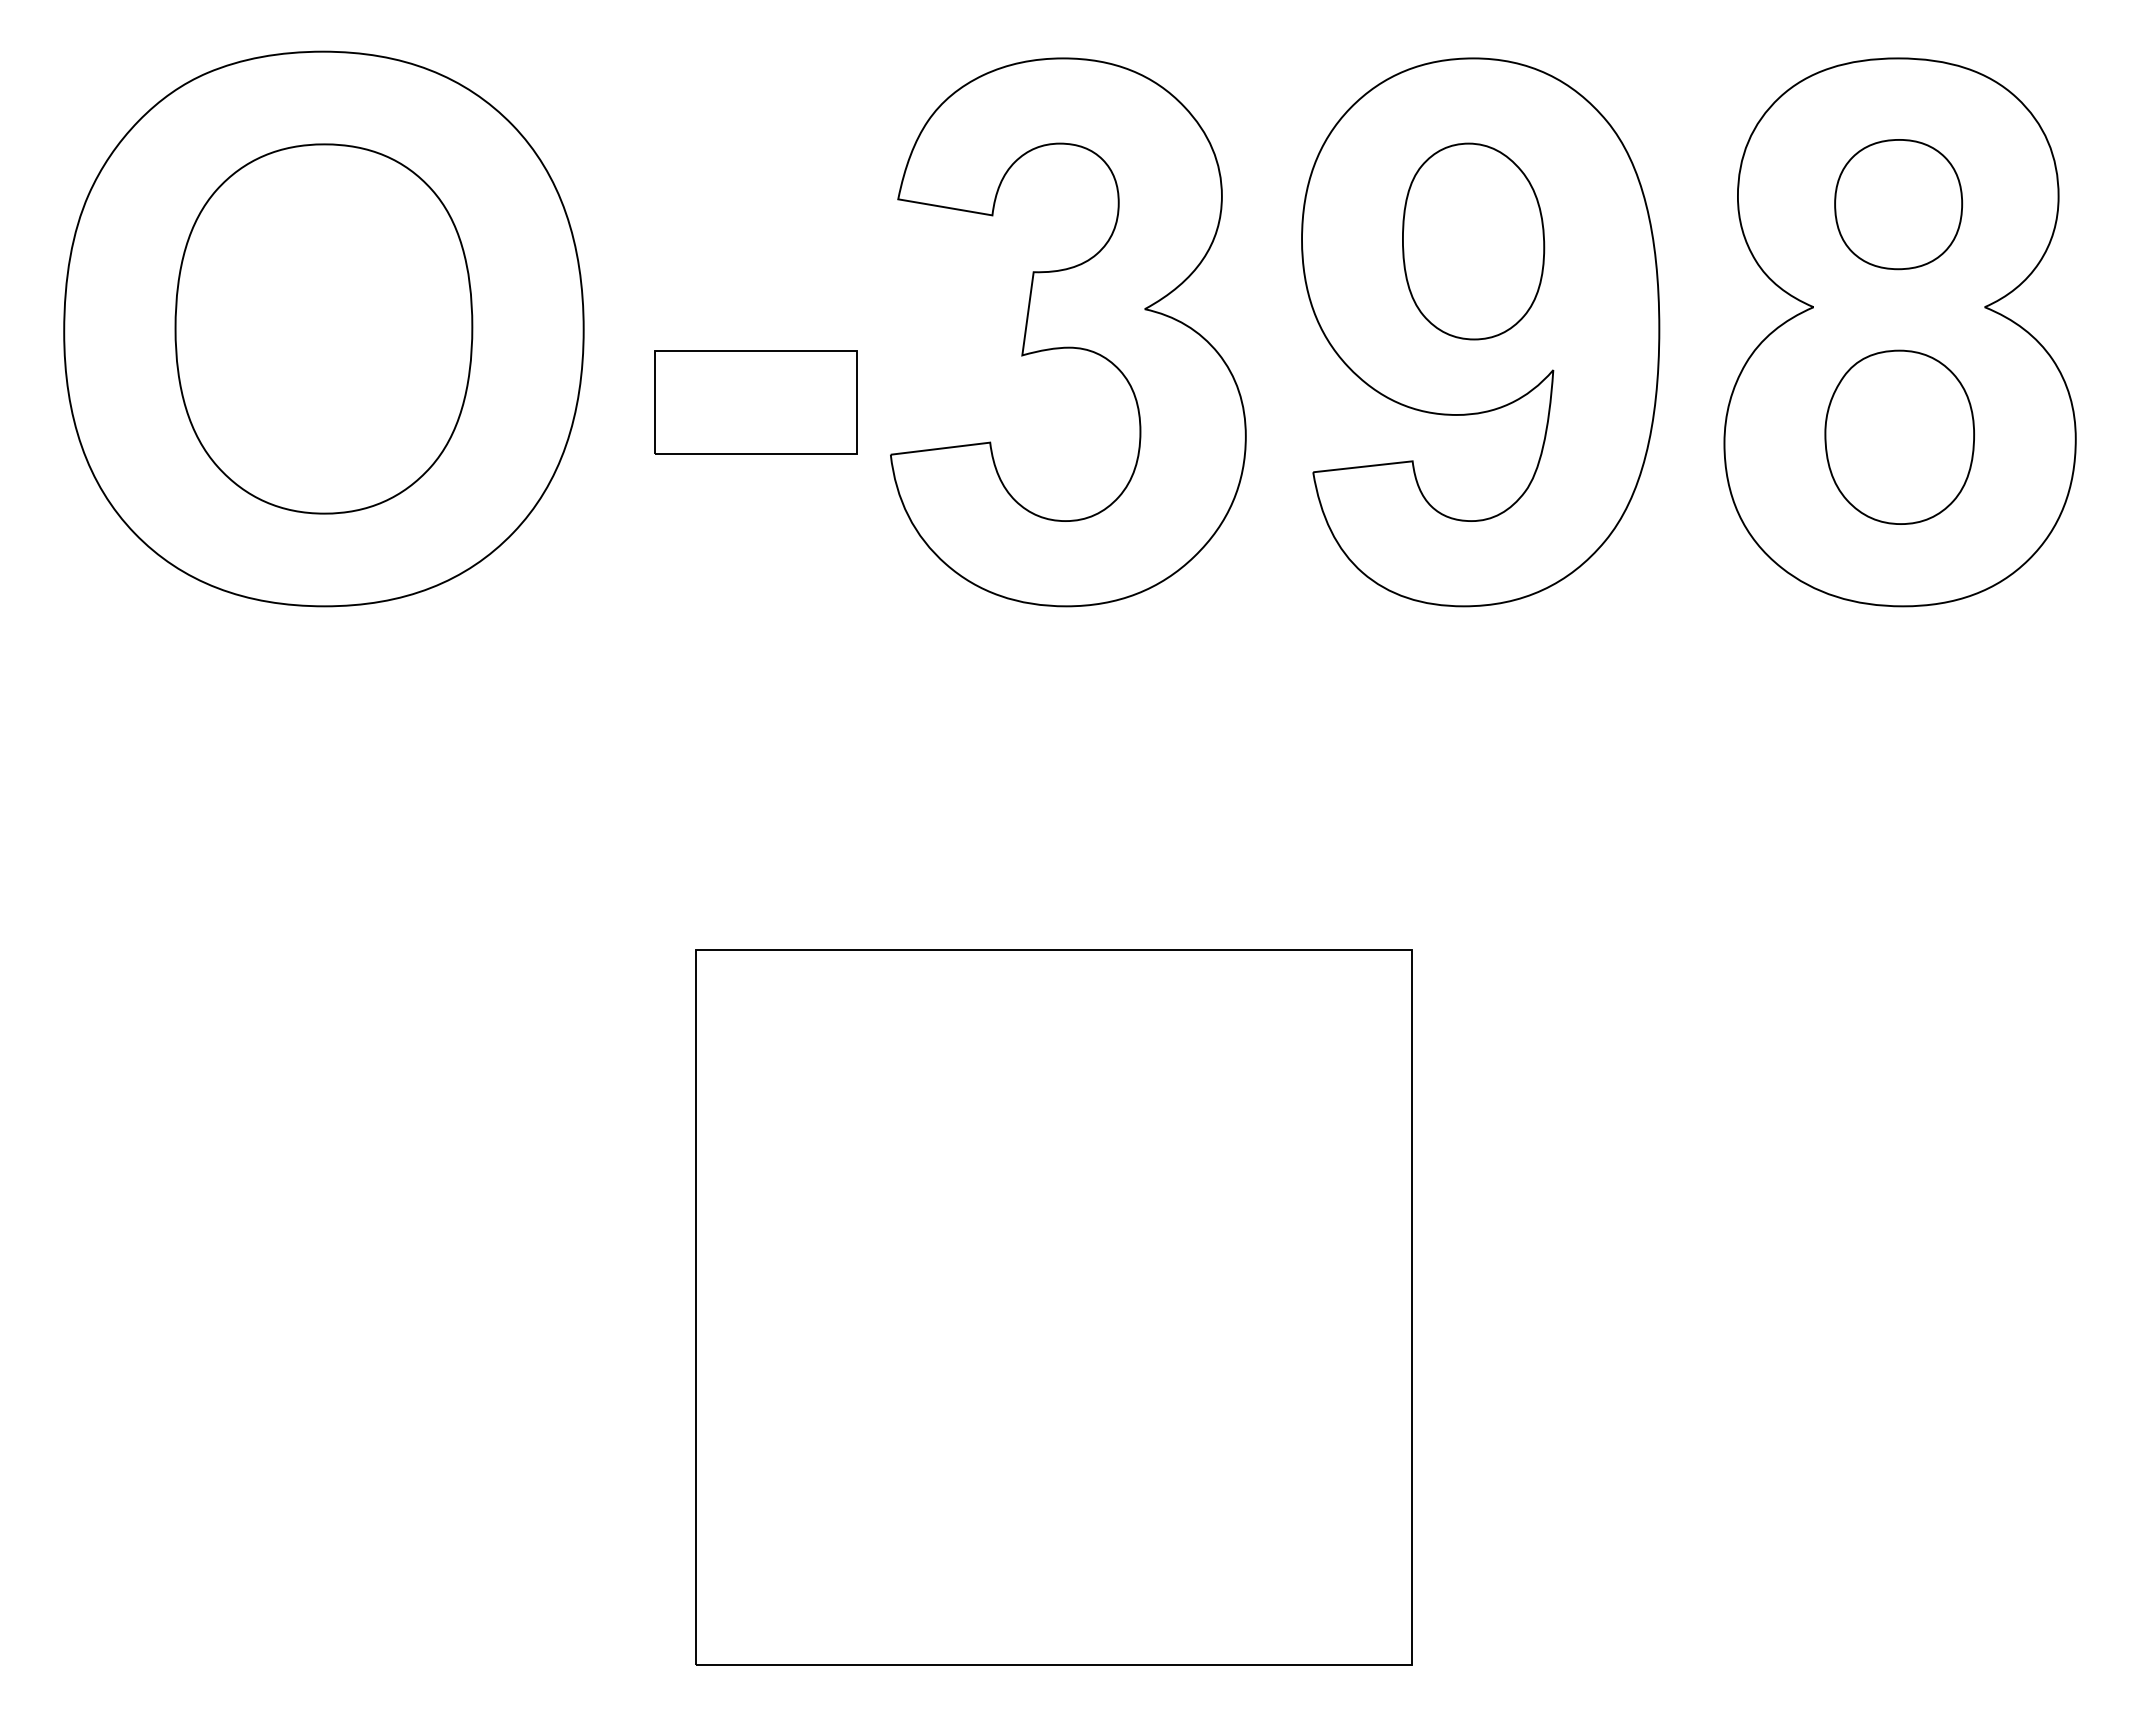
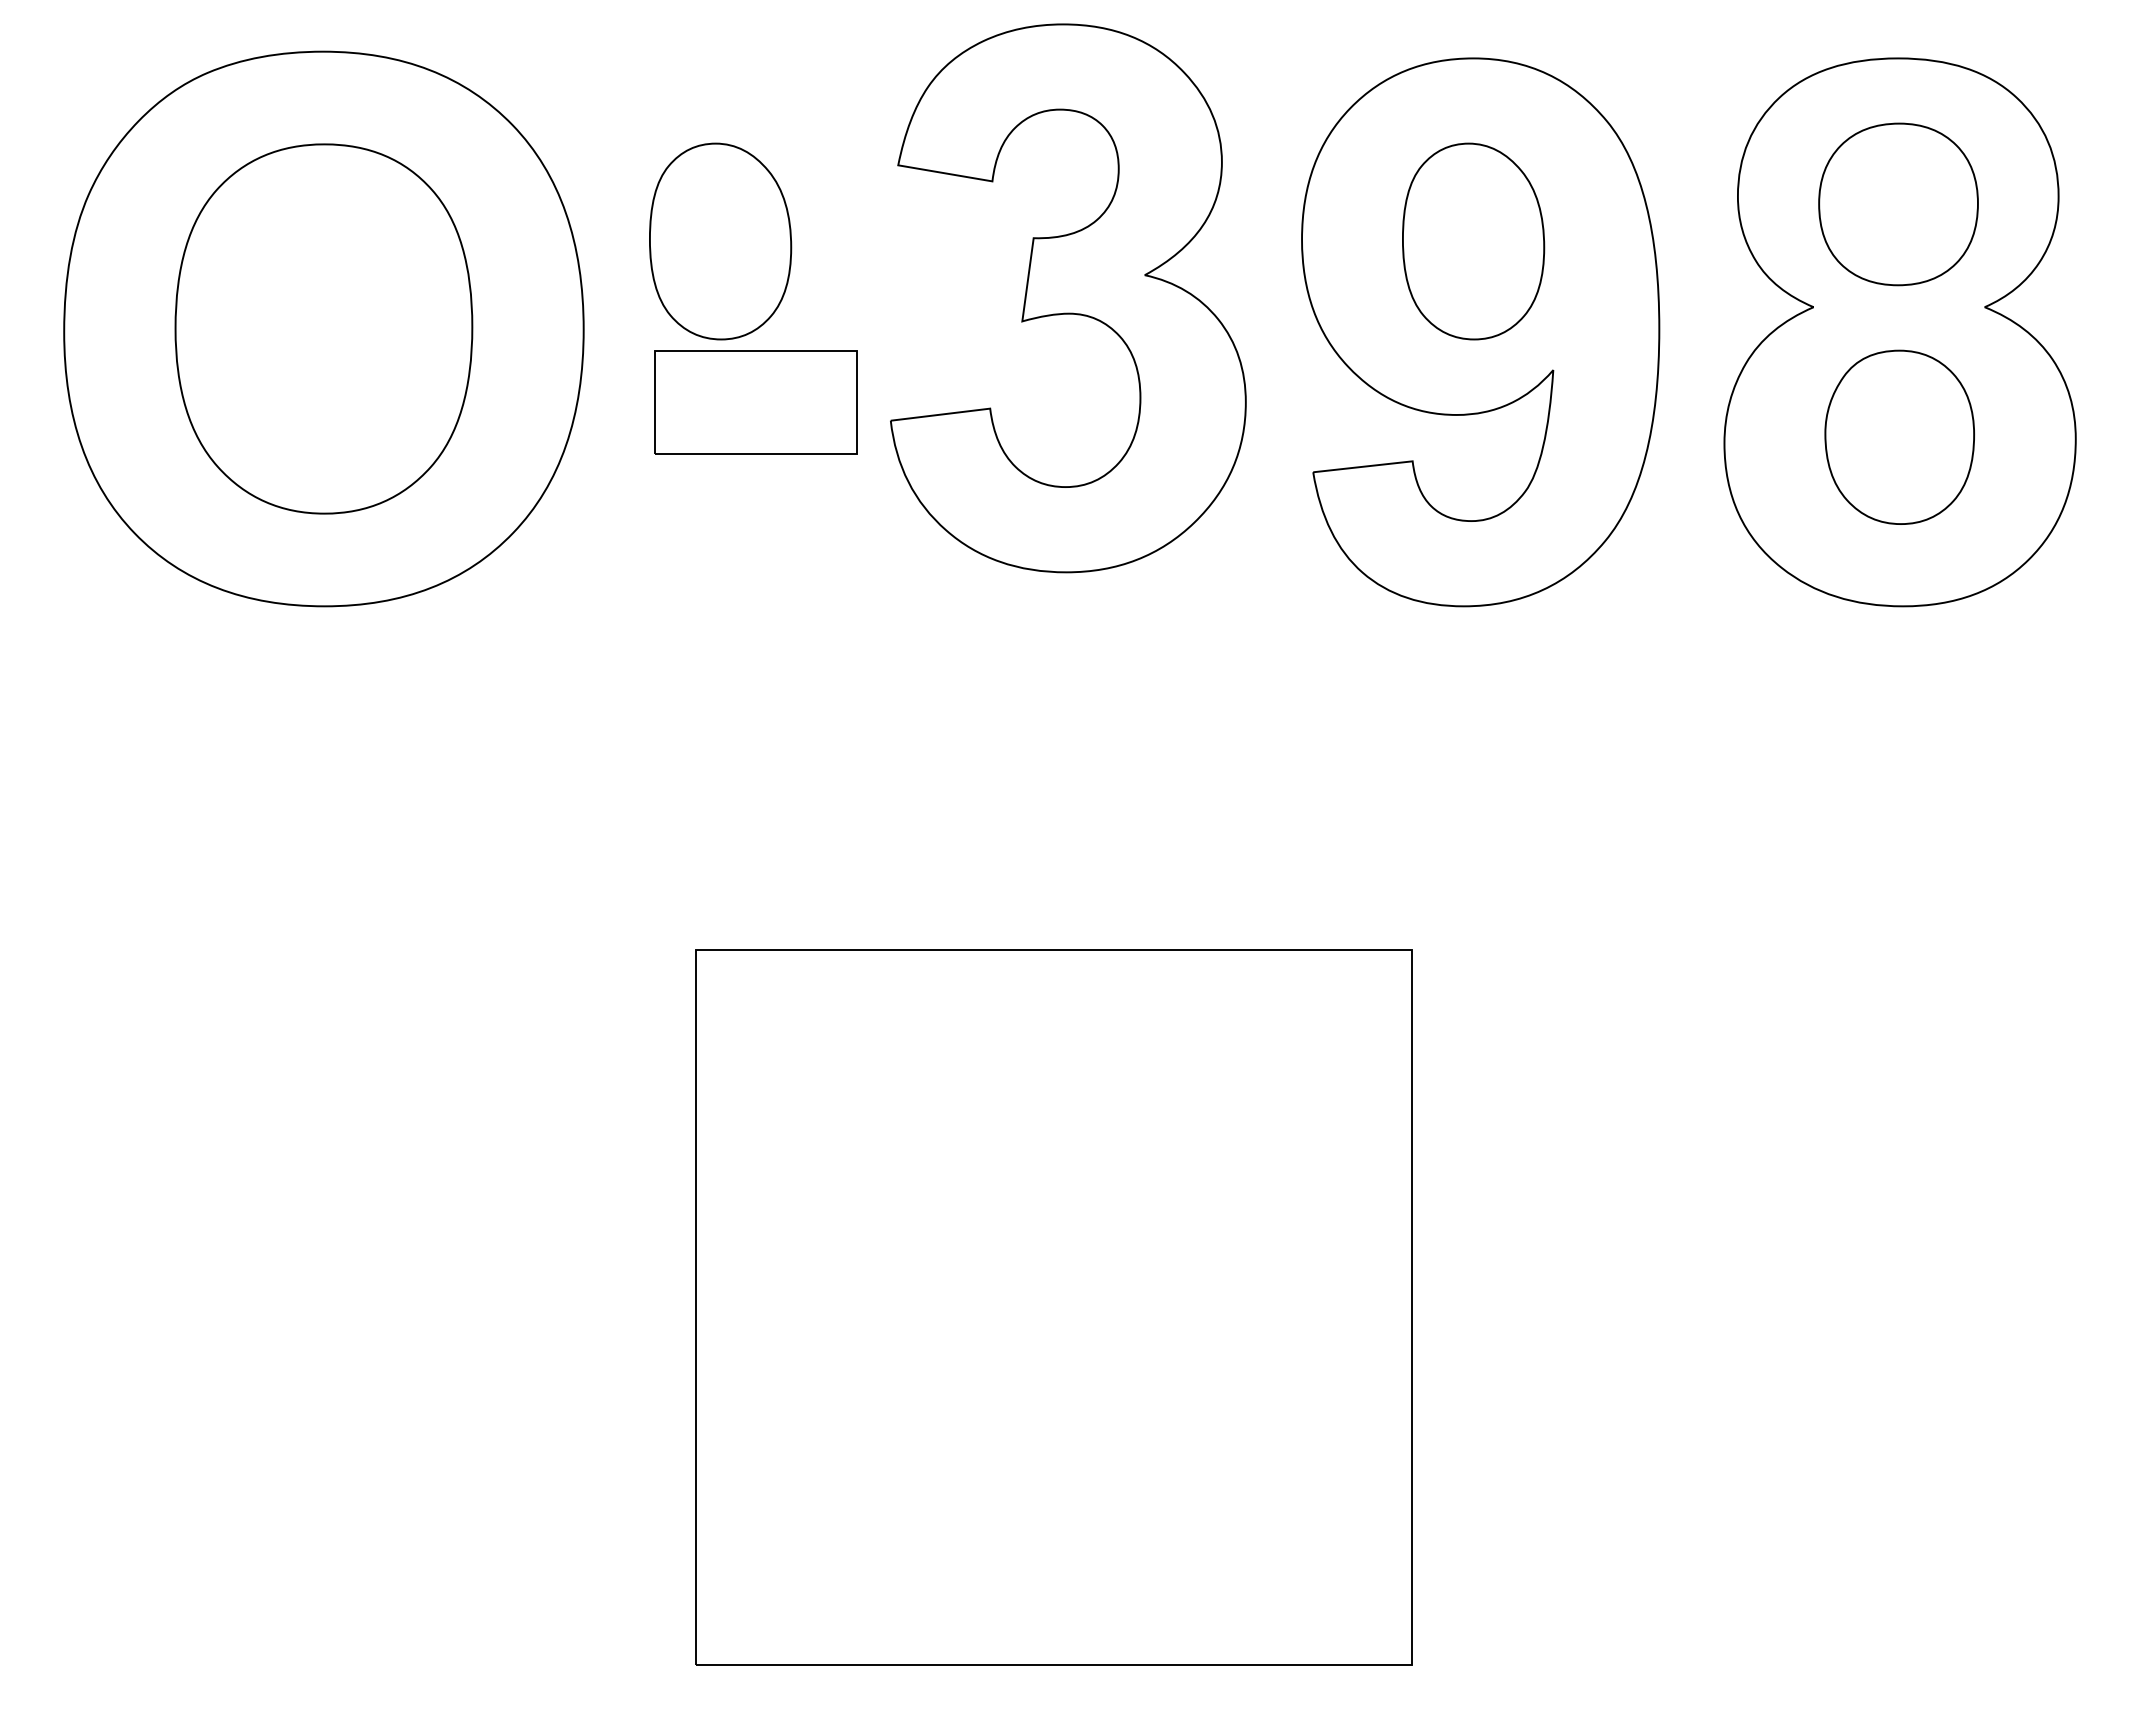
part size: 130x132 px -> 161x165 px (1898, 204)
part: none -> present (720, 241)
part position: (1068, 332) -> (1068, 298) (1068, 298)
